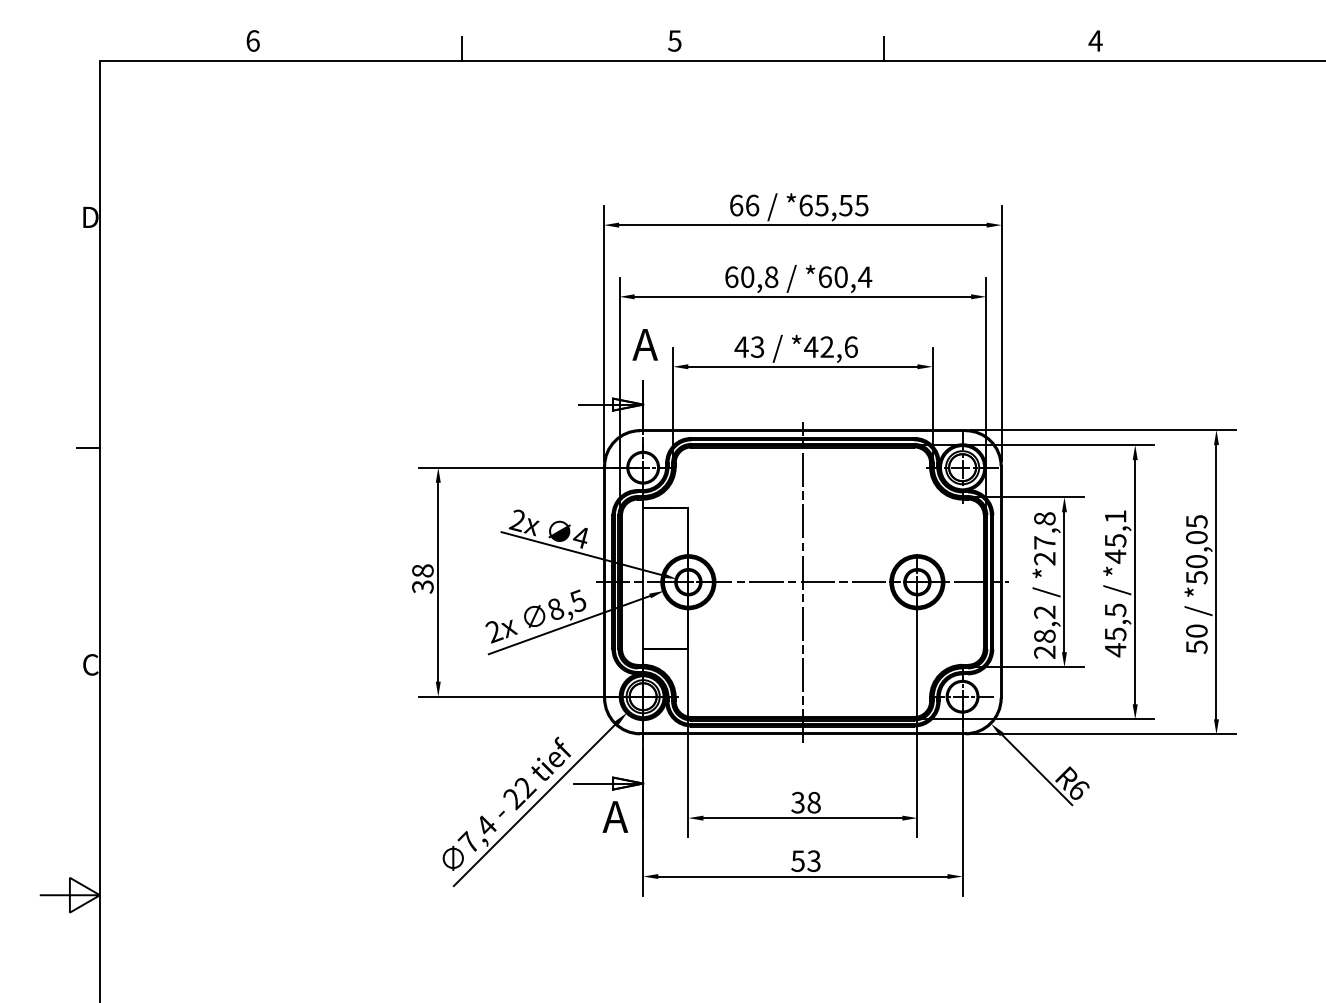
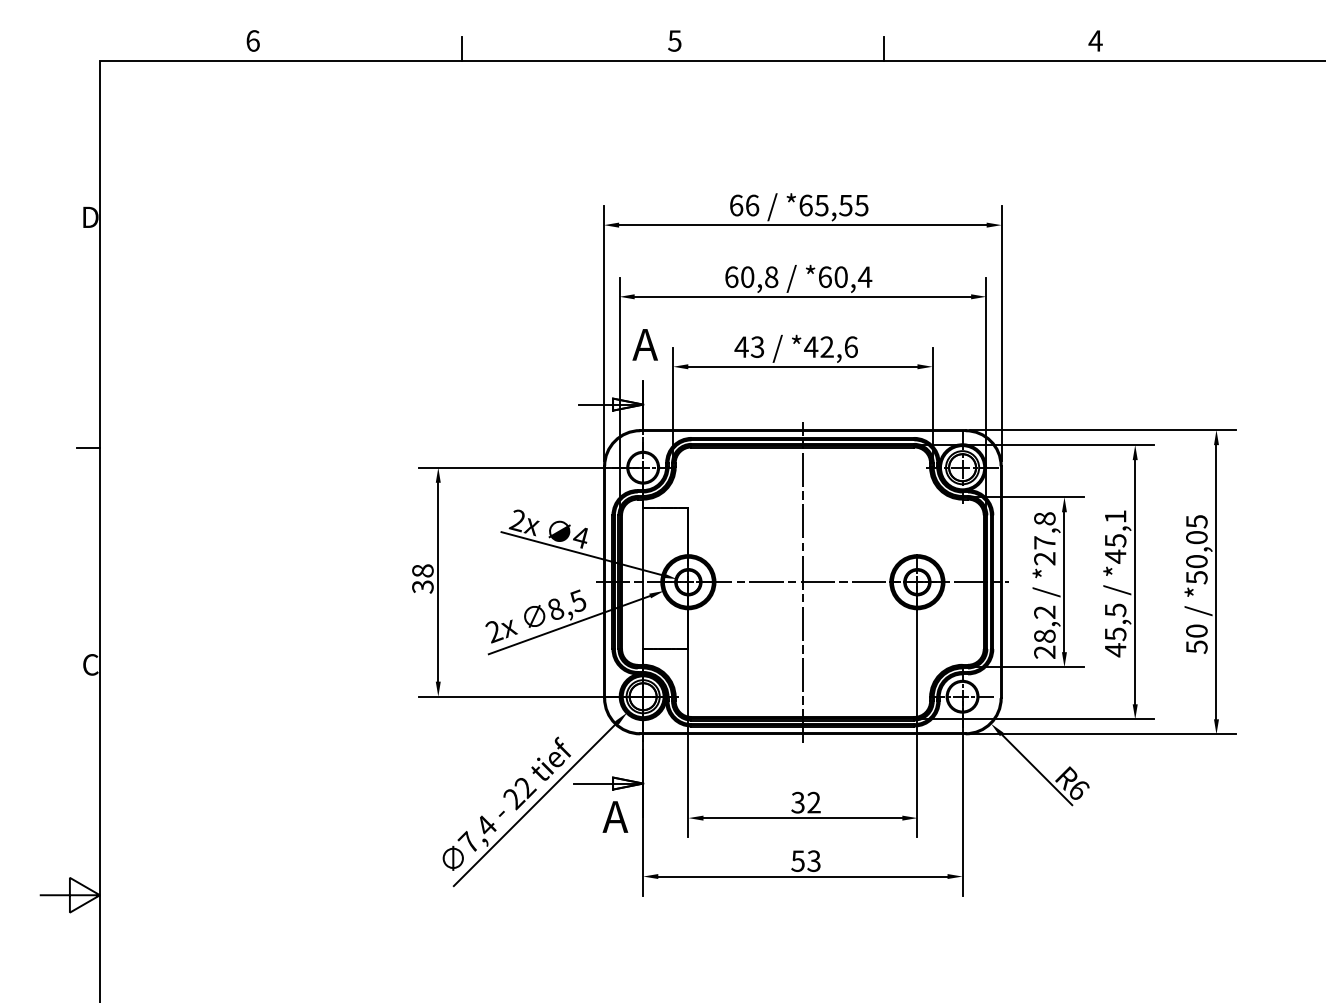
text: 38 -> 32 (813, 802)
